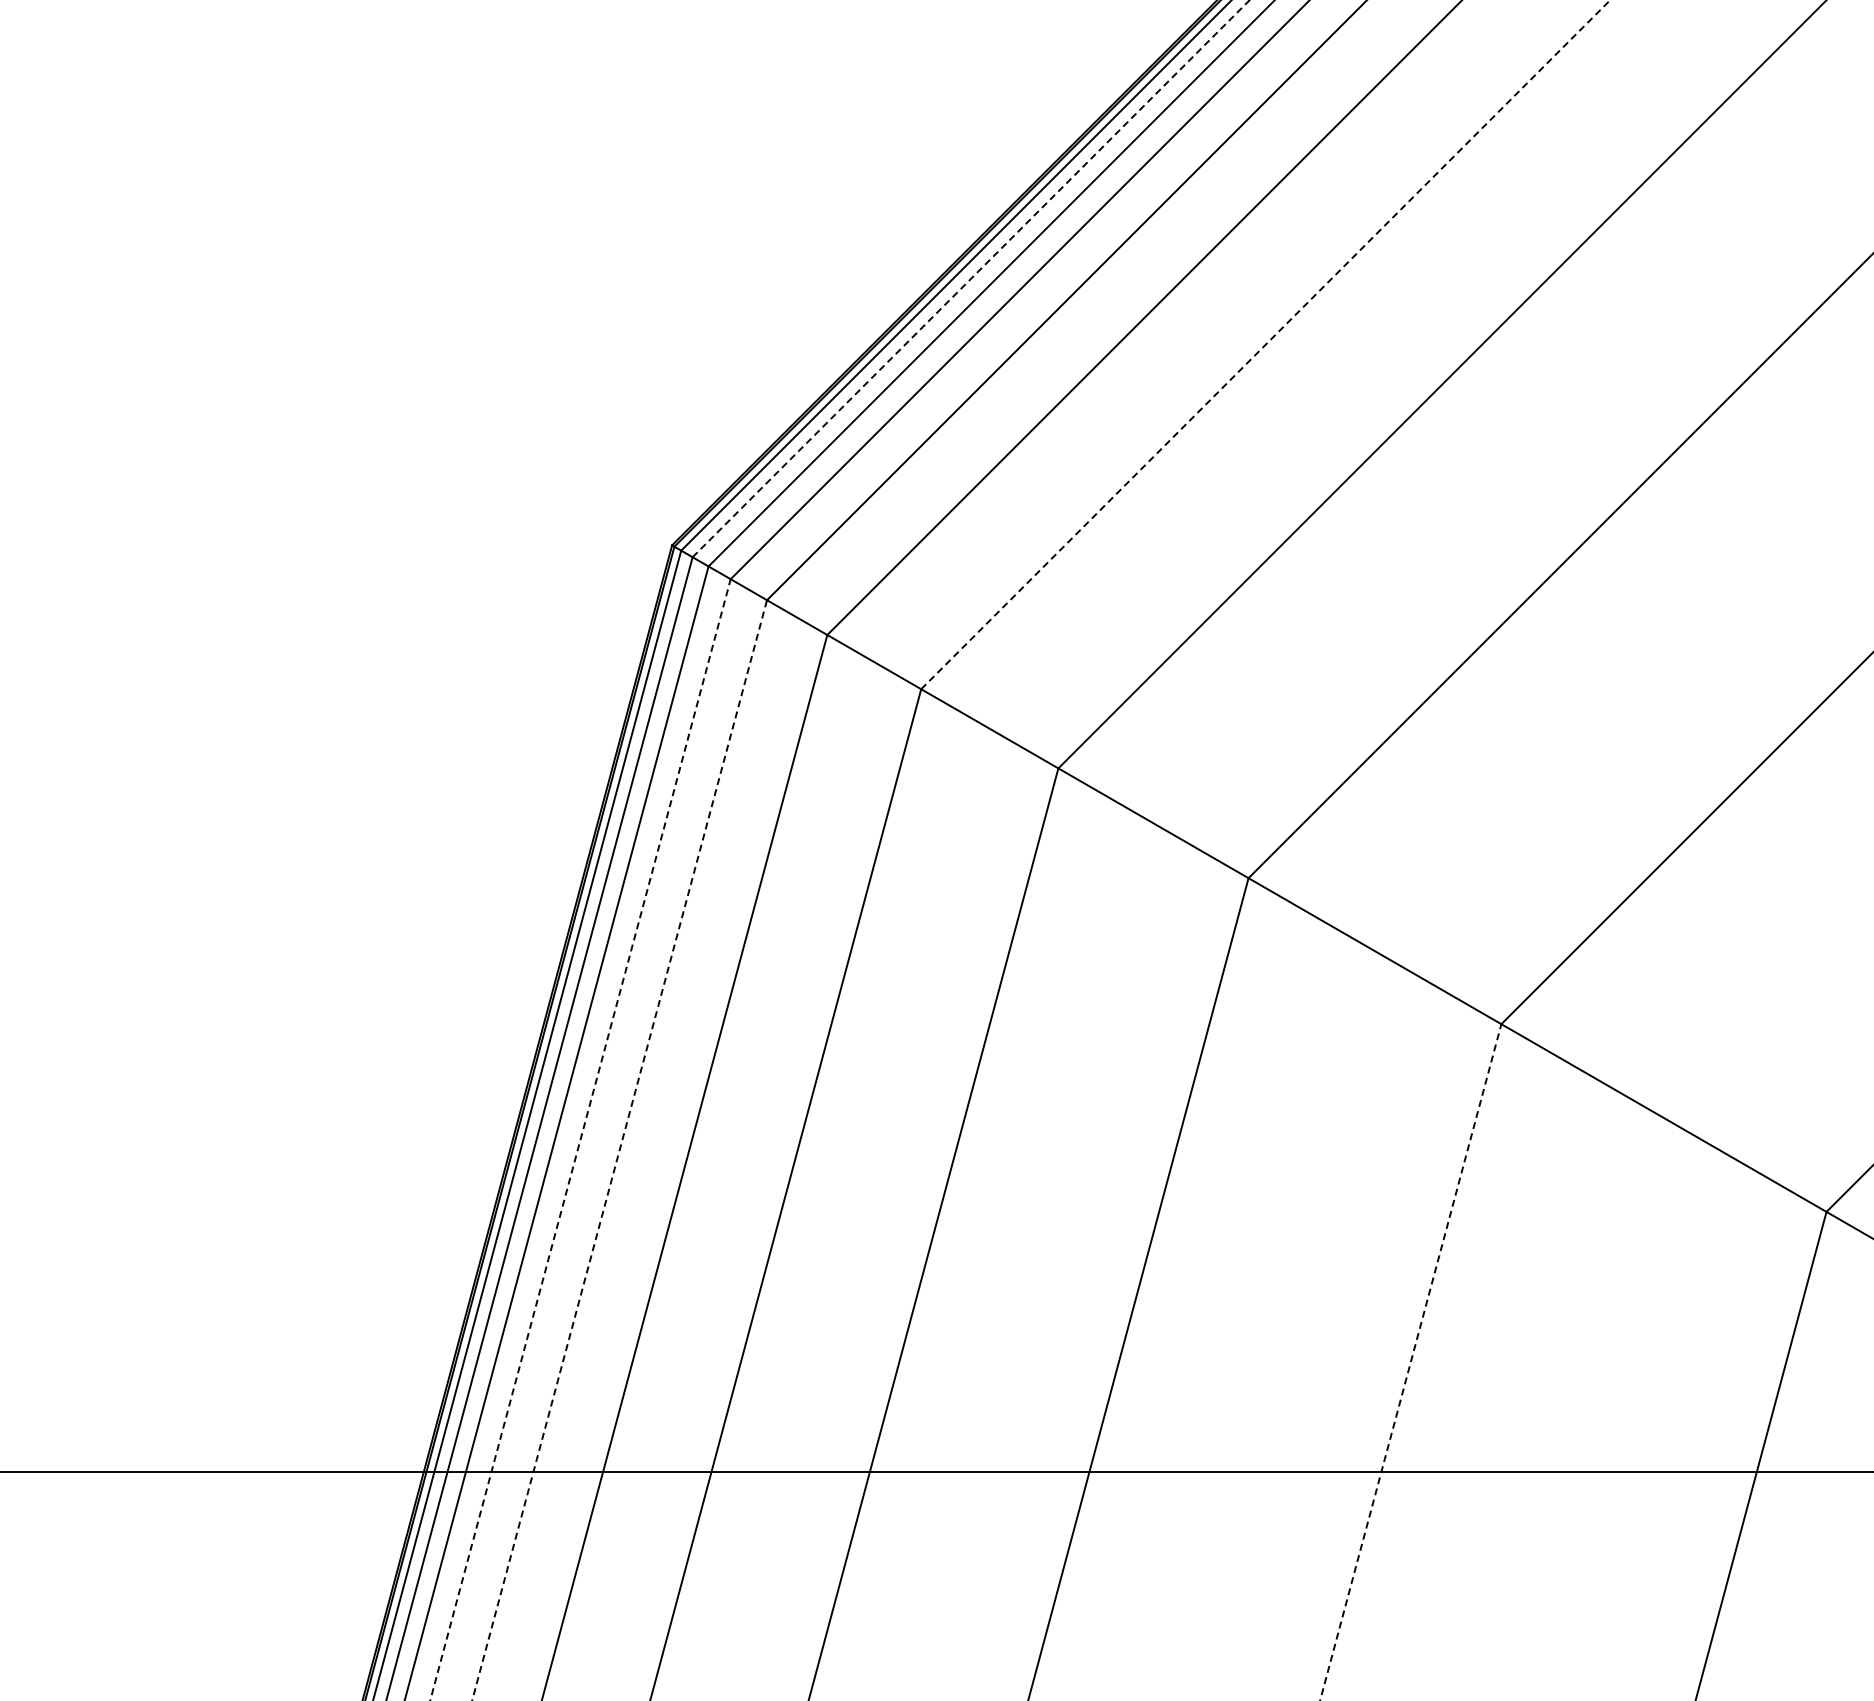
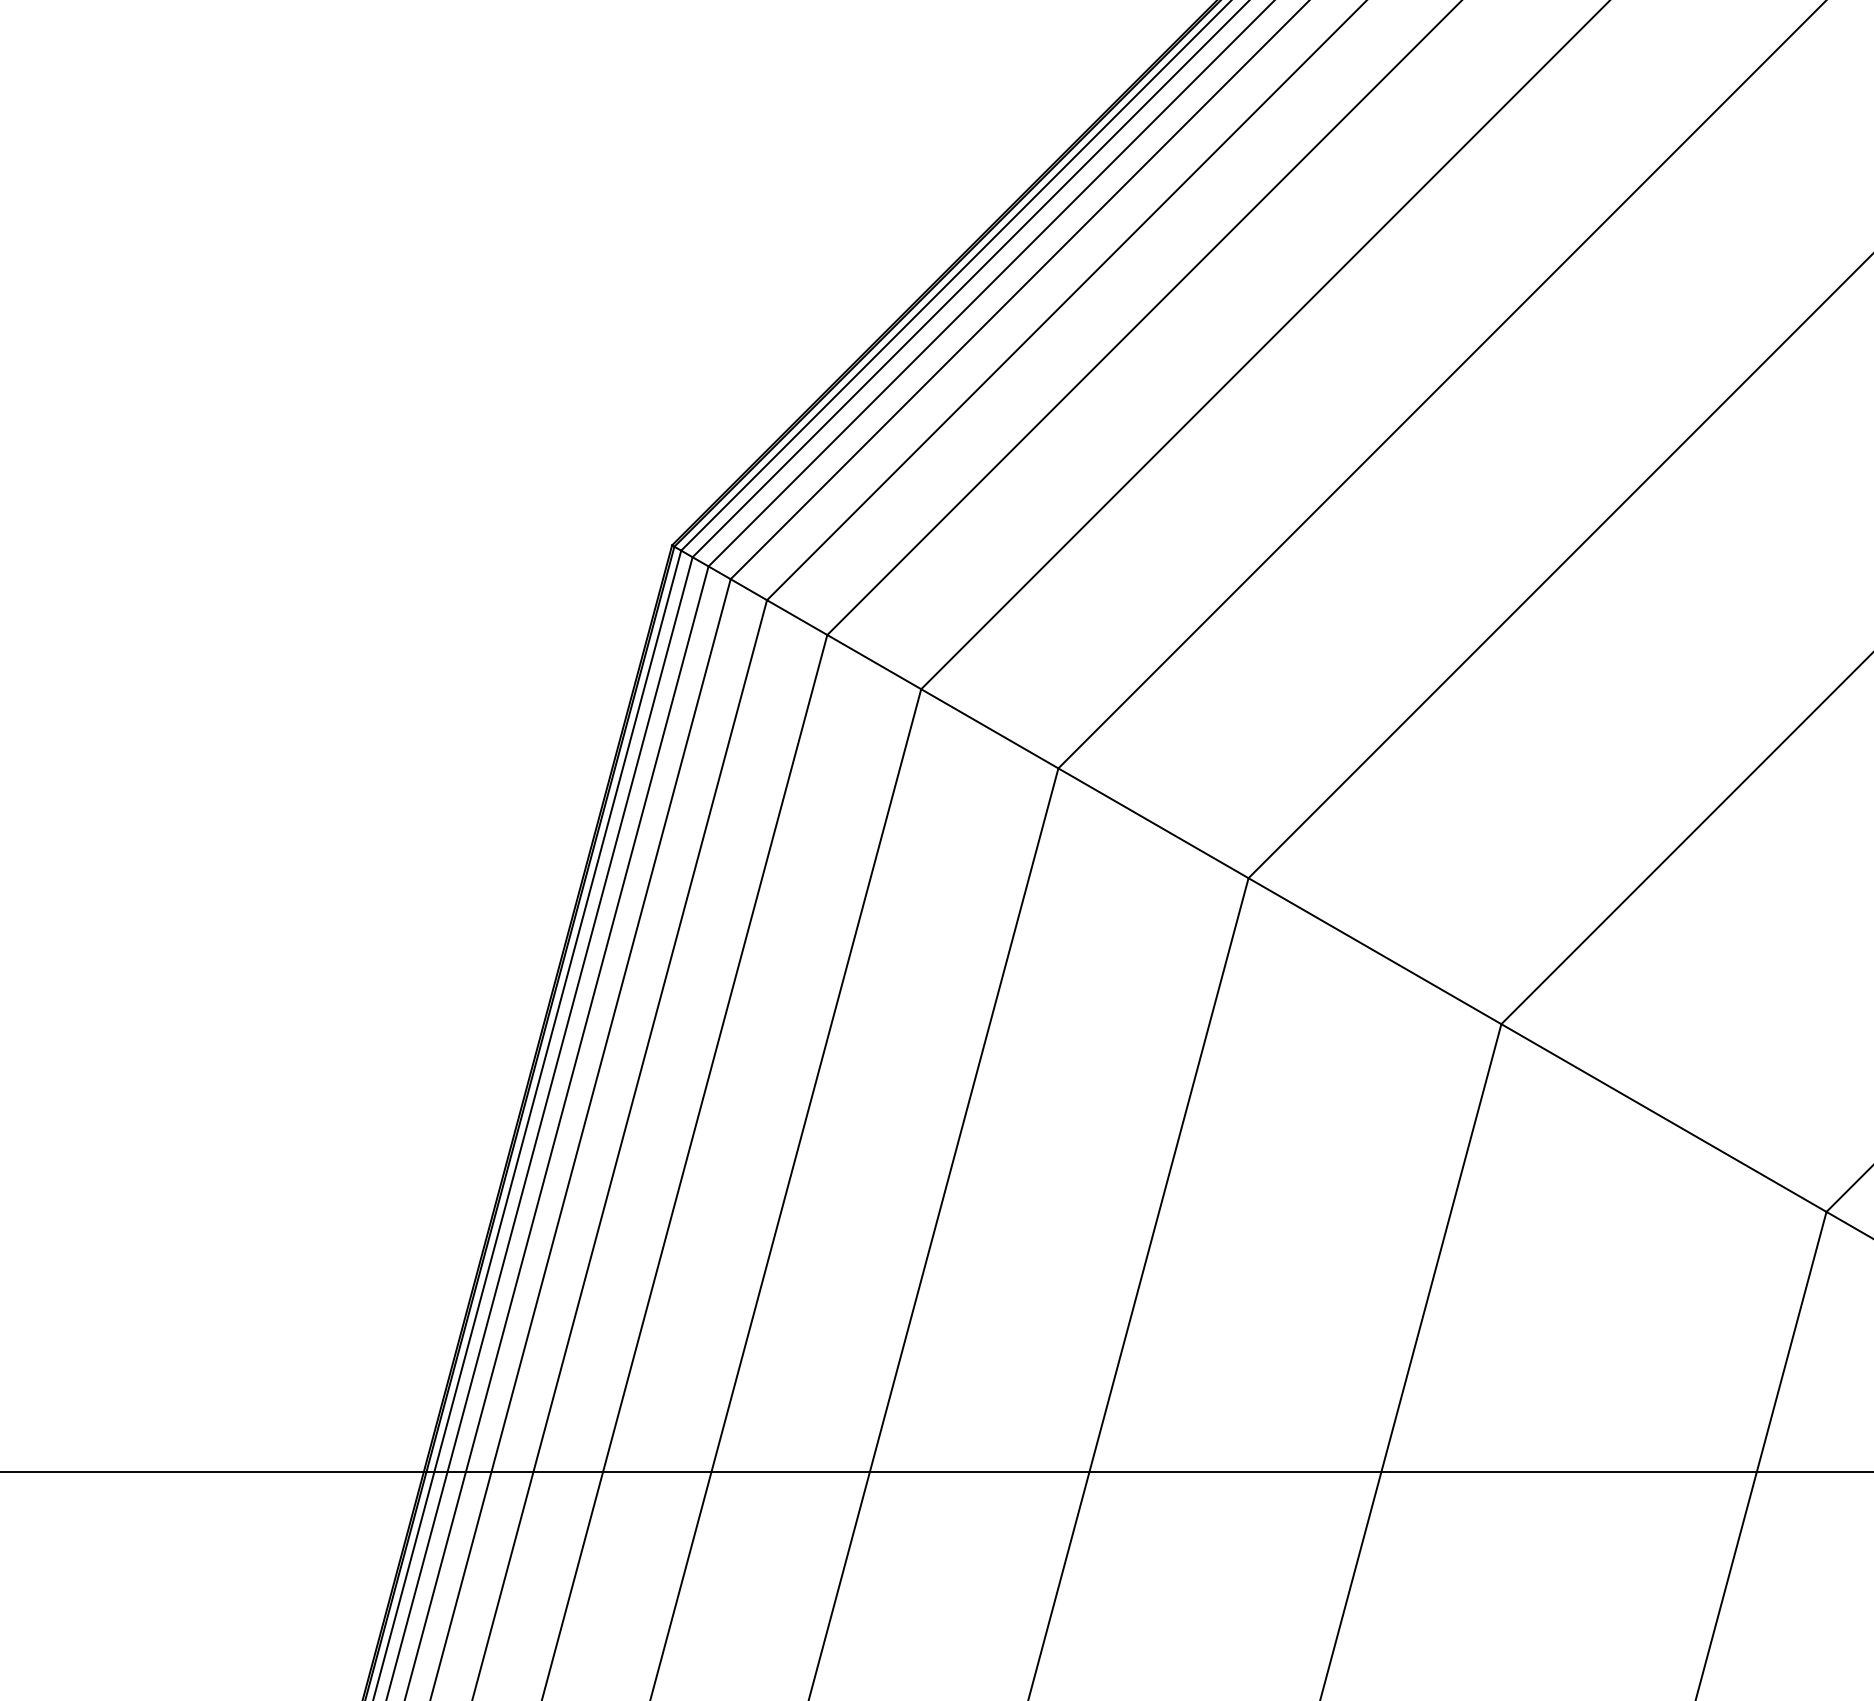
line: dashed -> solid (971, 278)
line: dashed -> solid (1266, 344)
line: dashed -> solid (580, 1139)
line: dashed -> solid (619, 1149)
line: dashed -> solid (1410, 1362)
